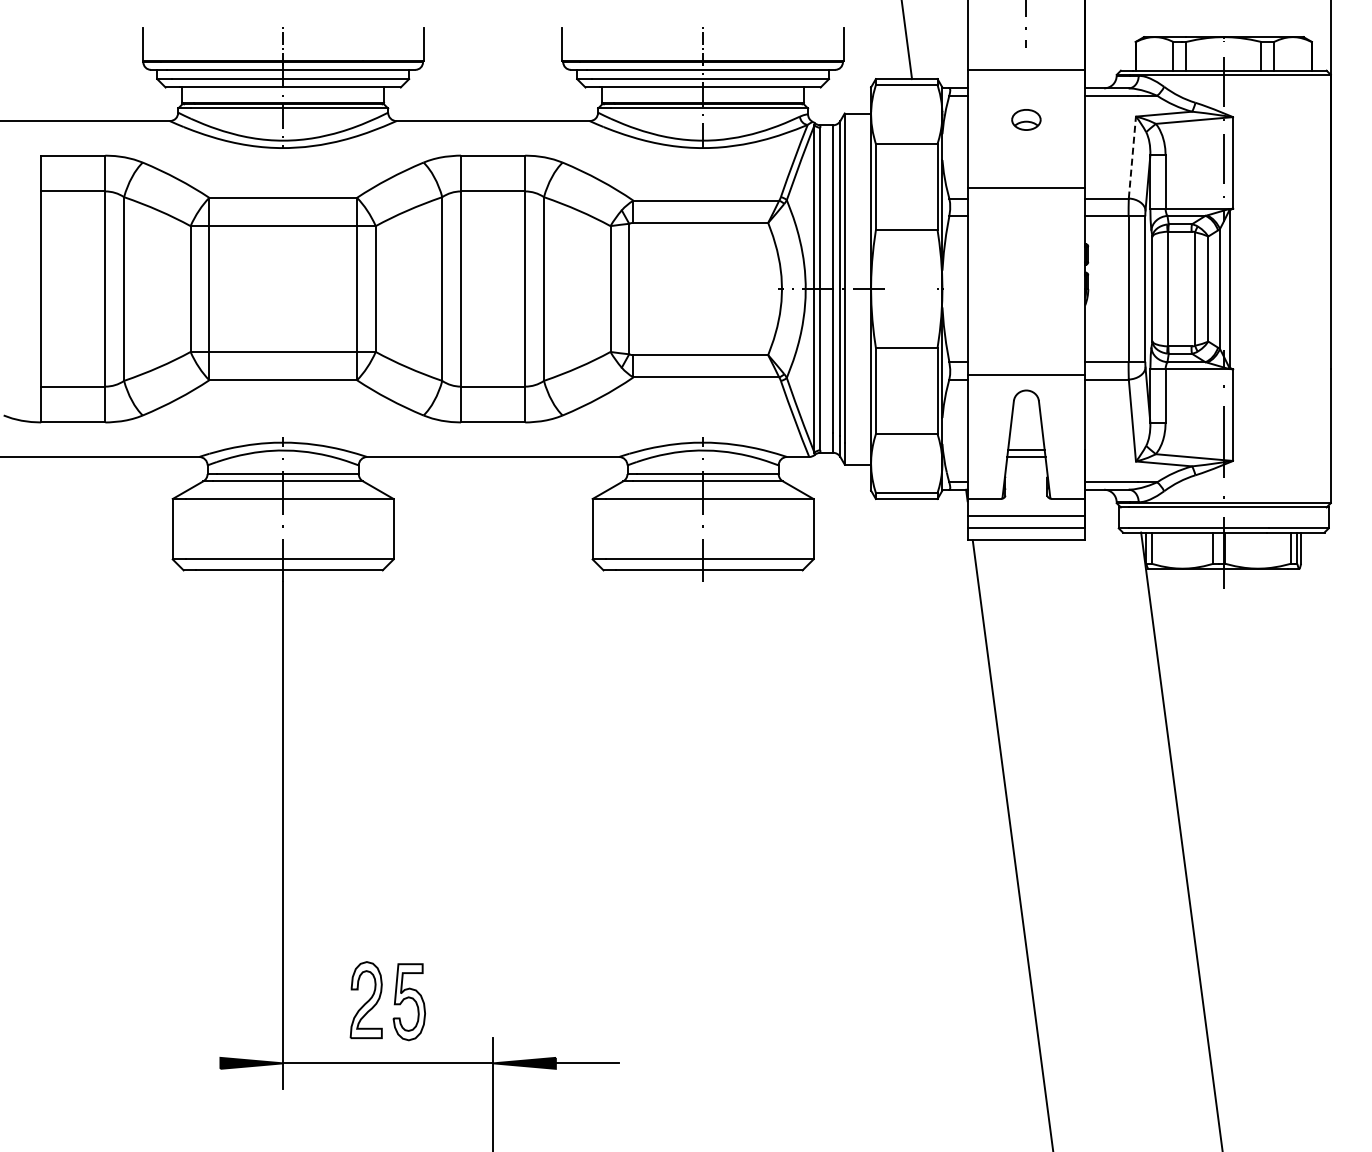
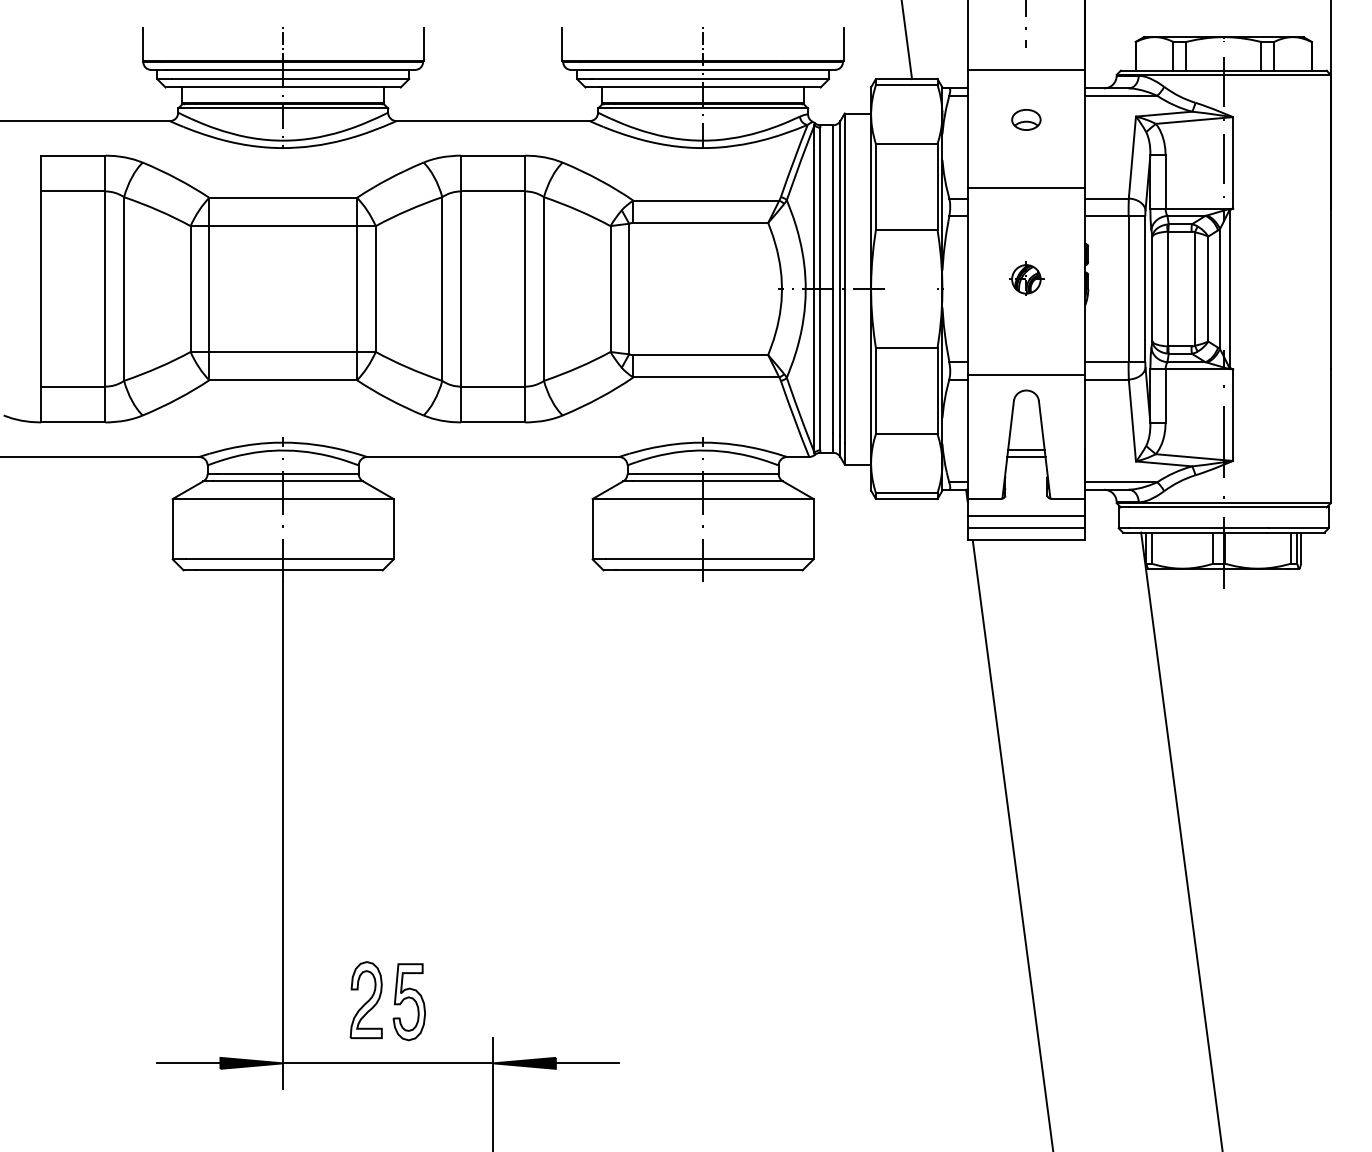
line: dashed -> solid (1132, 157)
part: none -> present (1026, 278)
line: none -> present (188, 1063)
